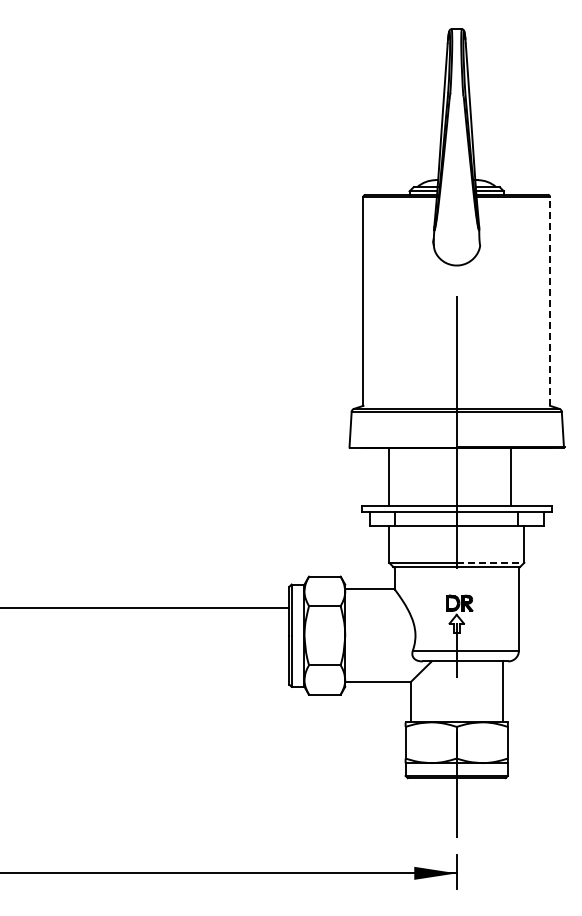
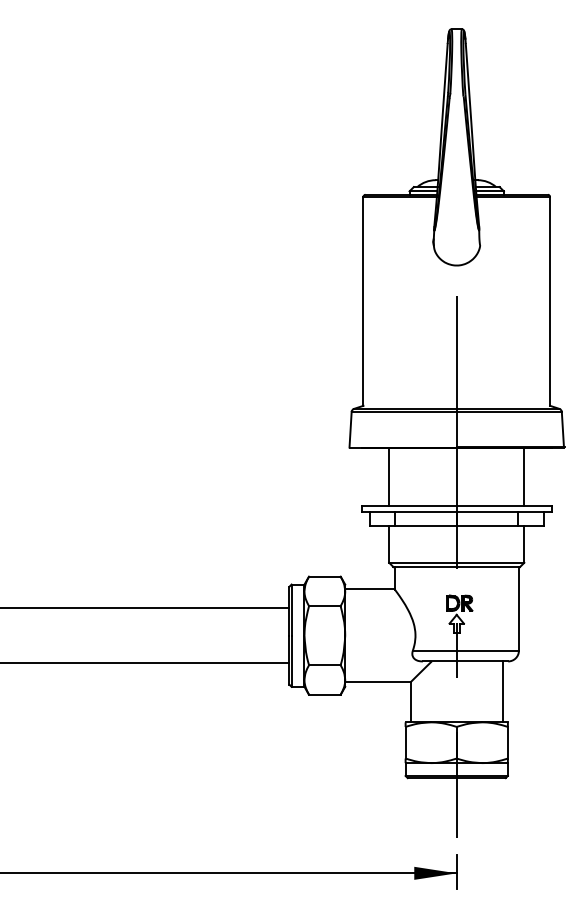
line: dashed -> solid (550, 300)
line position: (511, 476) -> (524, 476) (524, 476)
line: dashed -> solid (490, 562)
line: none -> present (145, 662)
